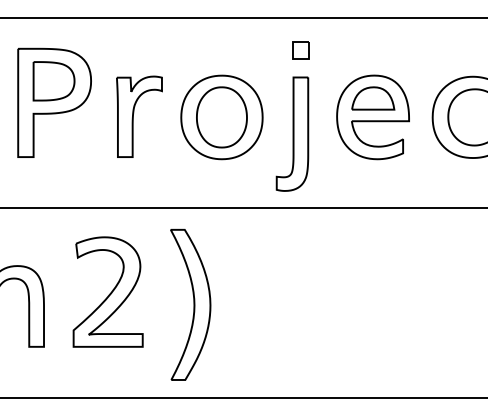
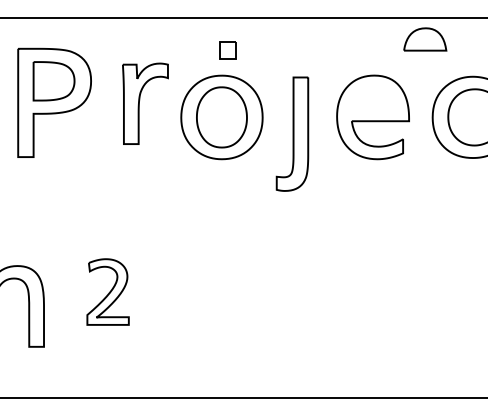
part position: (300, 50) -> (227, 50) (227, 50)
part position: (373, 98) -> (425, 39) (425, 39)
part position: (139, 116) -> (145, 103) (145, 103)
line: present -> none (243, 208)
part size: 72x112 px -> 44x68 px (107, 291)
part: present -> none (190, 304)
